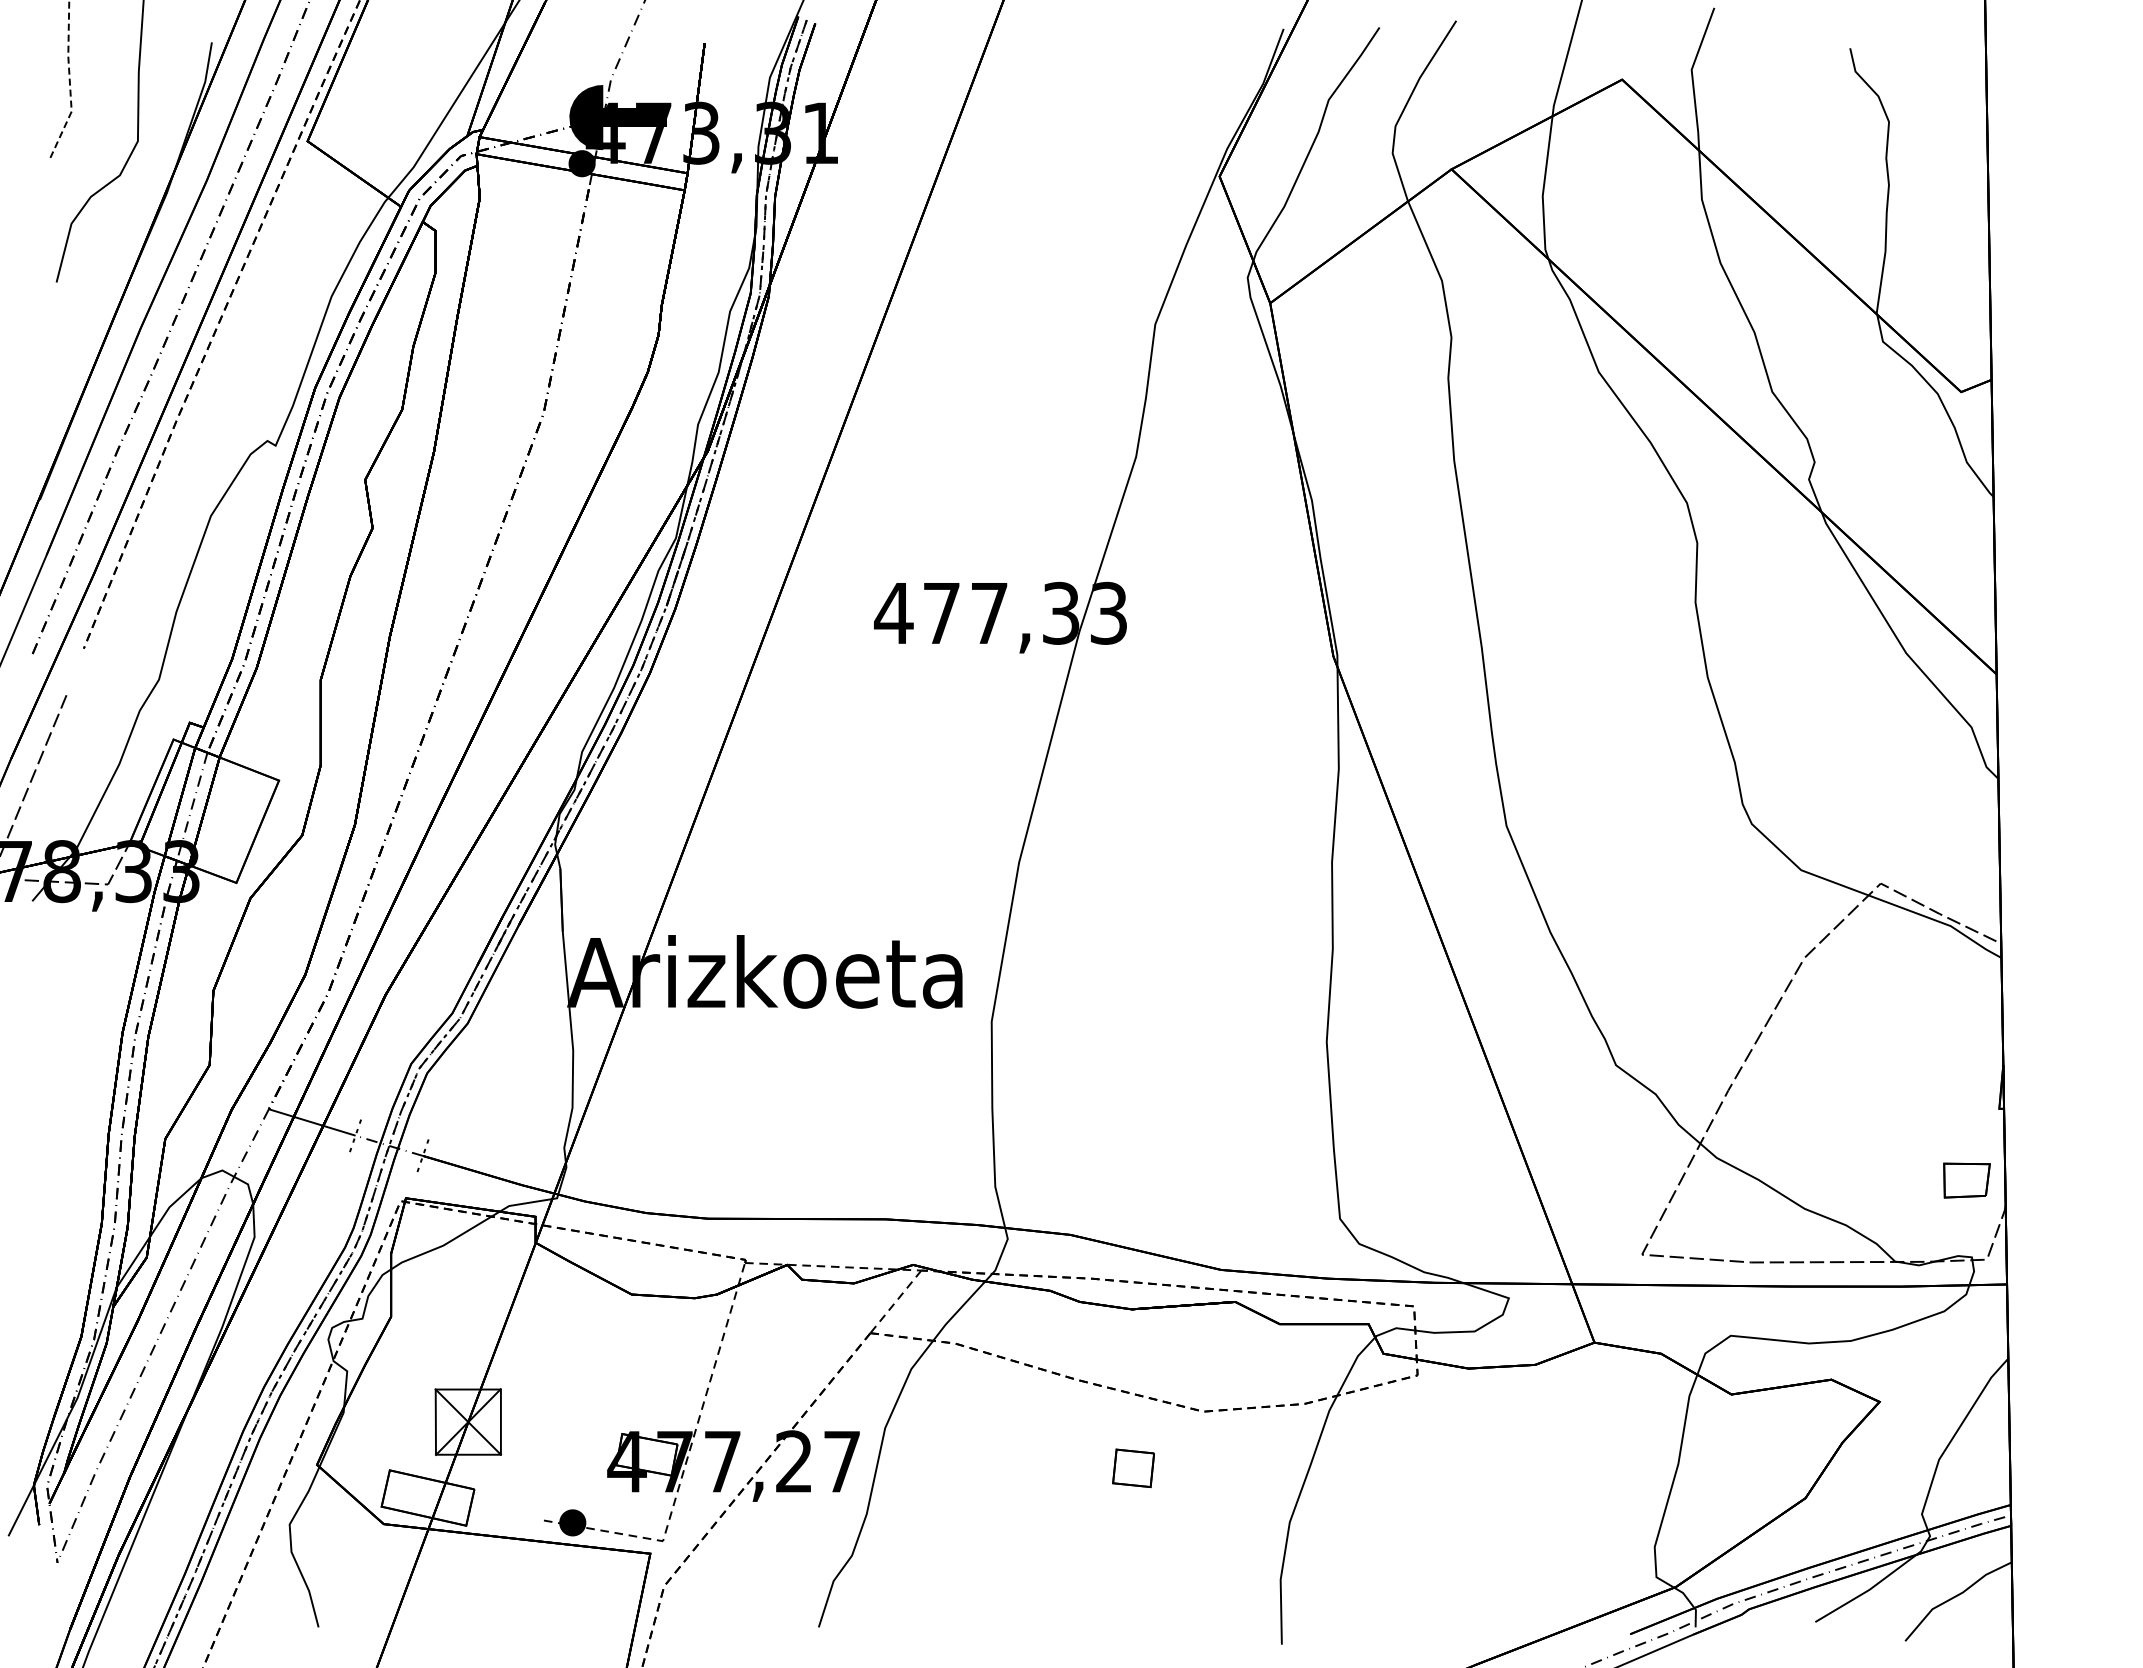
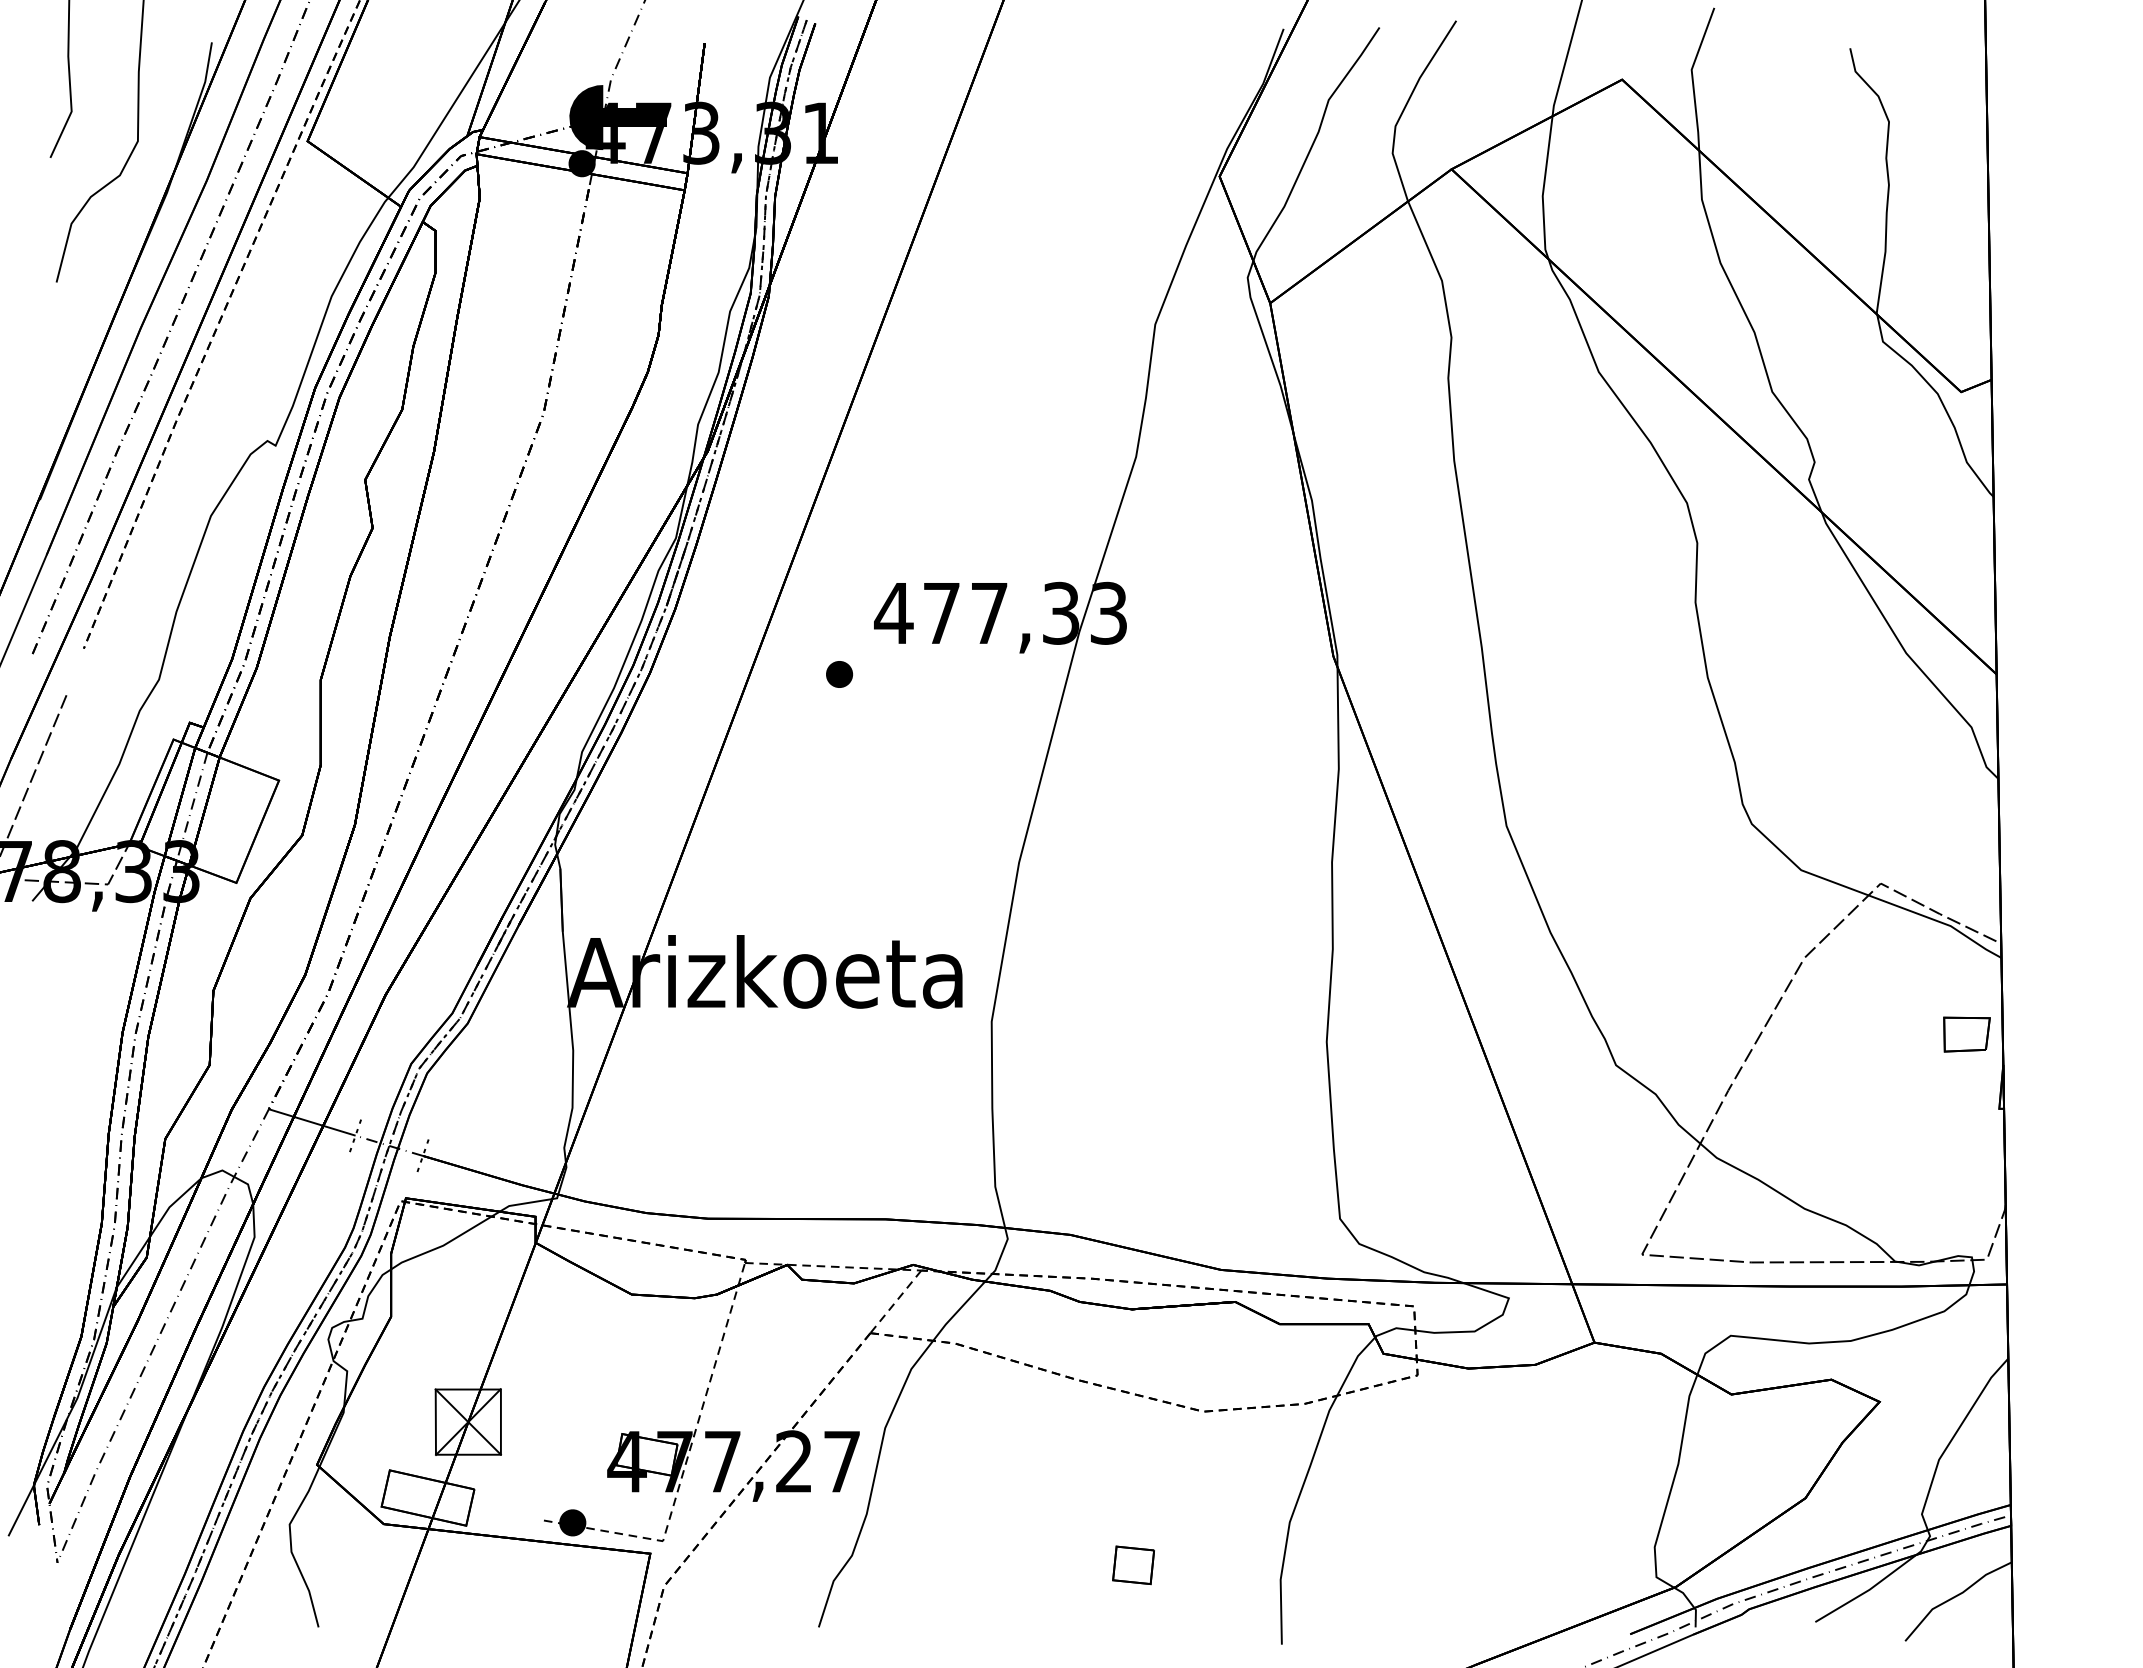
line: dashed -> solid (69, 81)
part: none -> present (839, 674)
part position: (1966, 1180) -> (1966, 1034) (1966, 1034)
part position: (1133, 1468) -> (1133, 1565) (1133, 1565)
